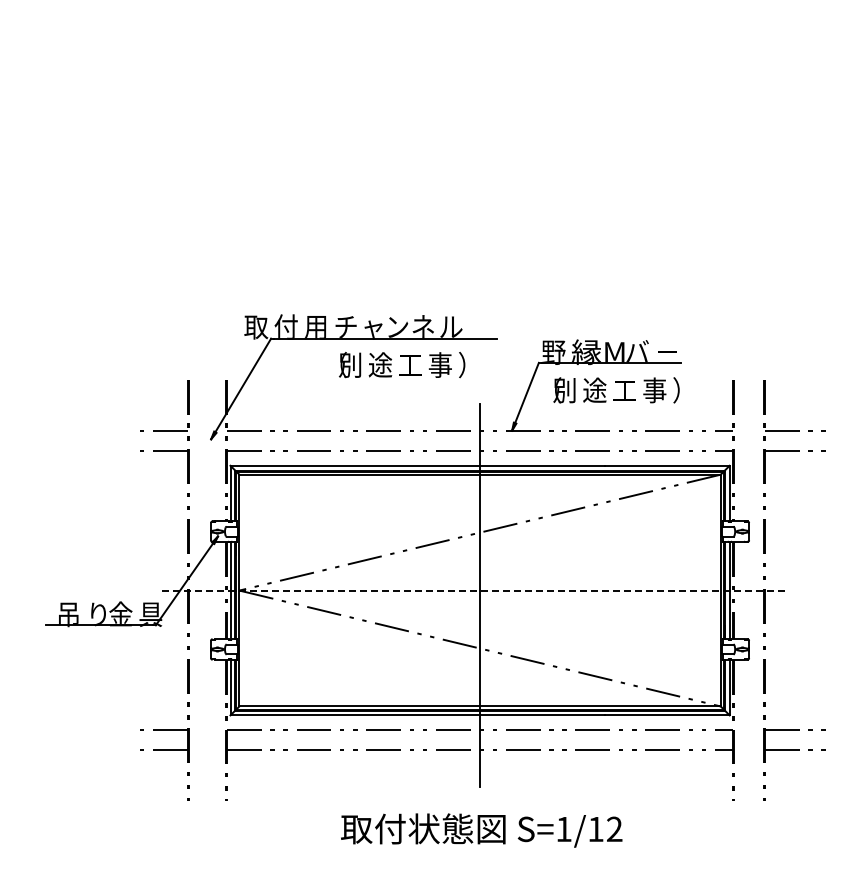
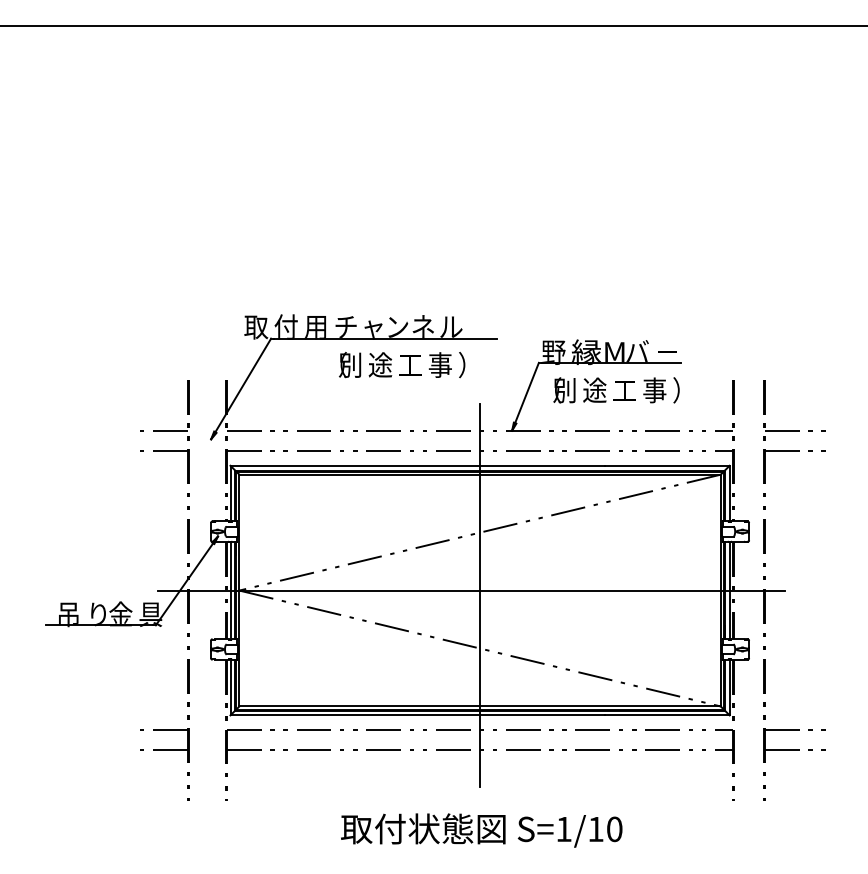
line: none -> present (433, 26)
line: dashed -> solid (471, 590)
text: S=1/12 -> S=1/10 (614, 829)
